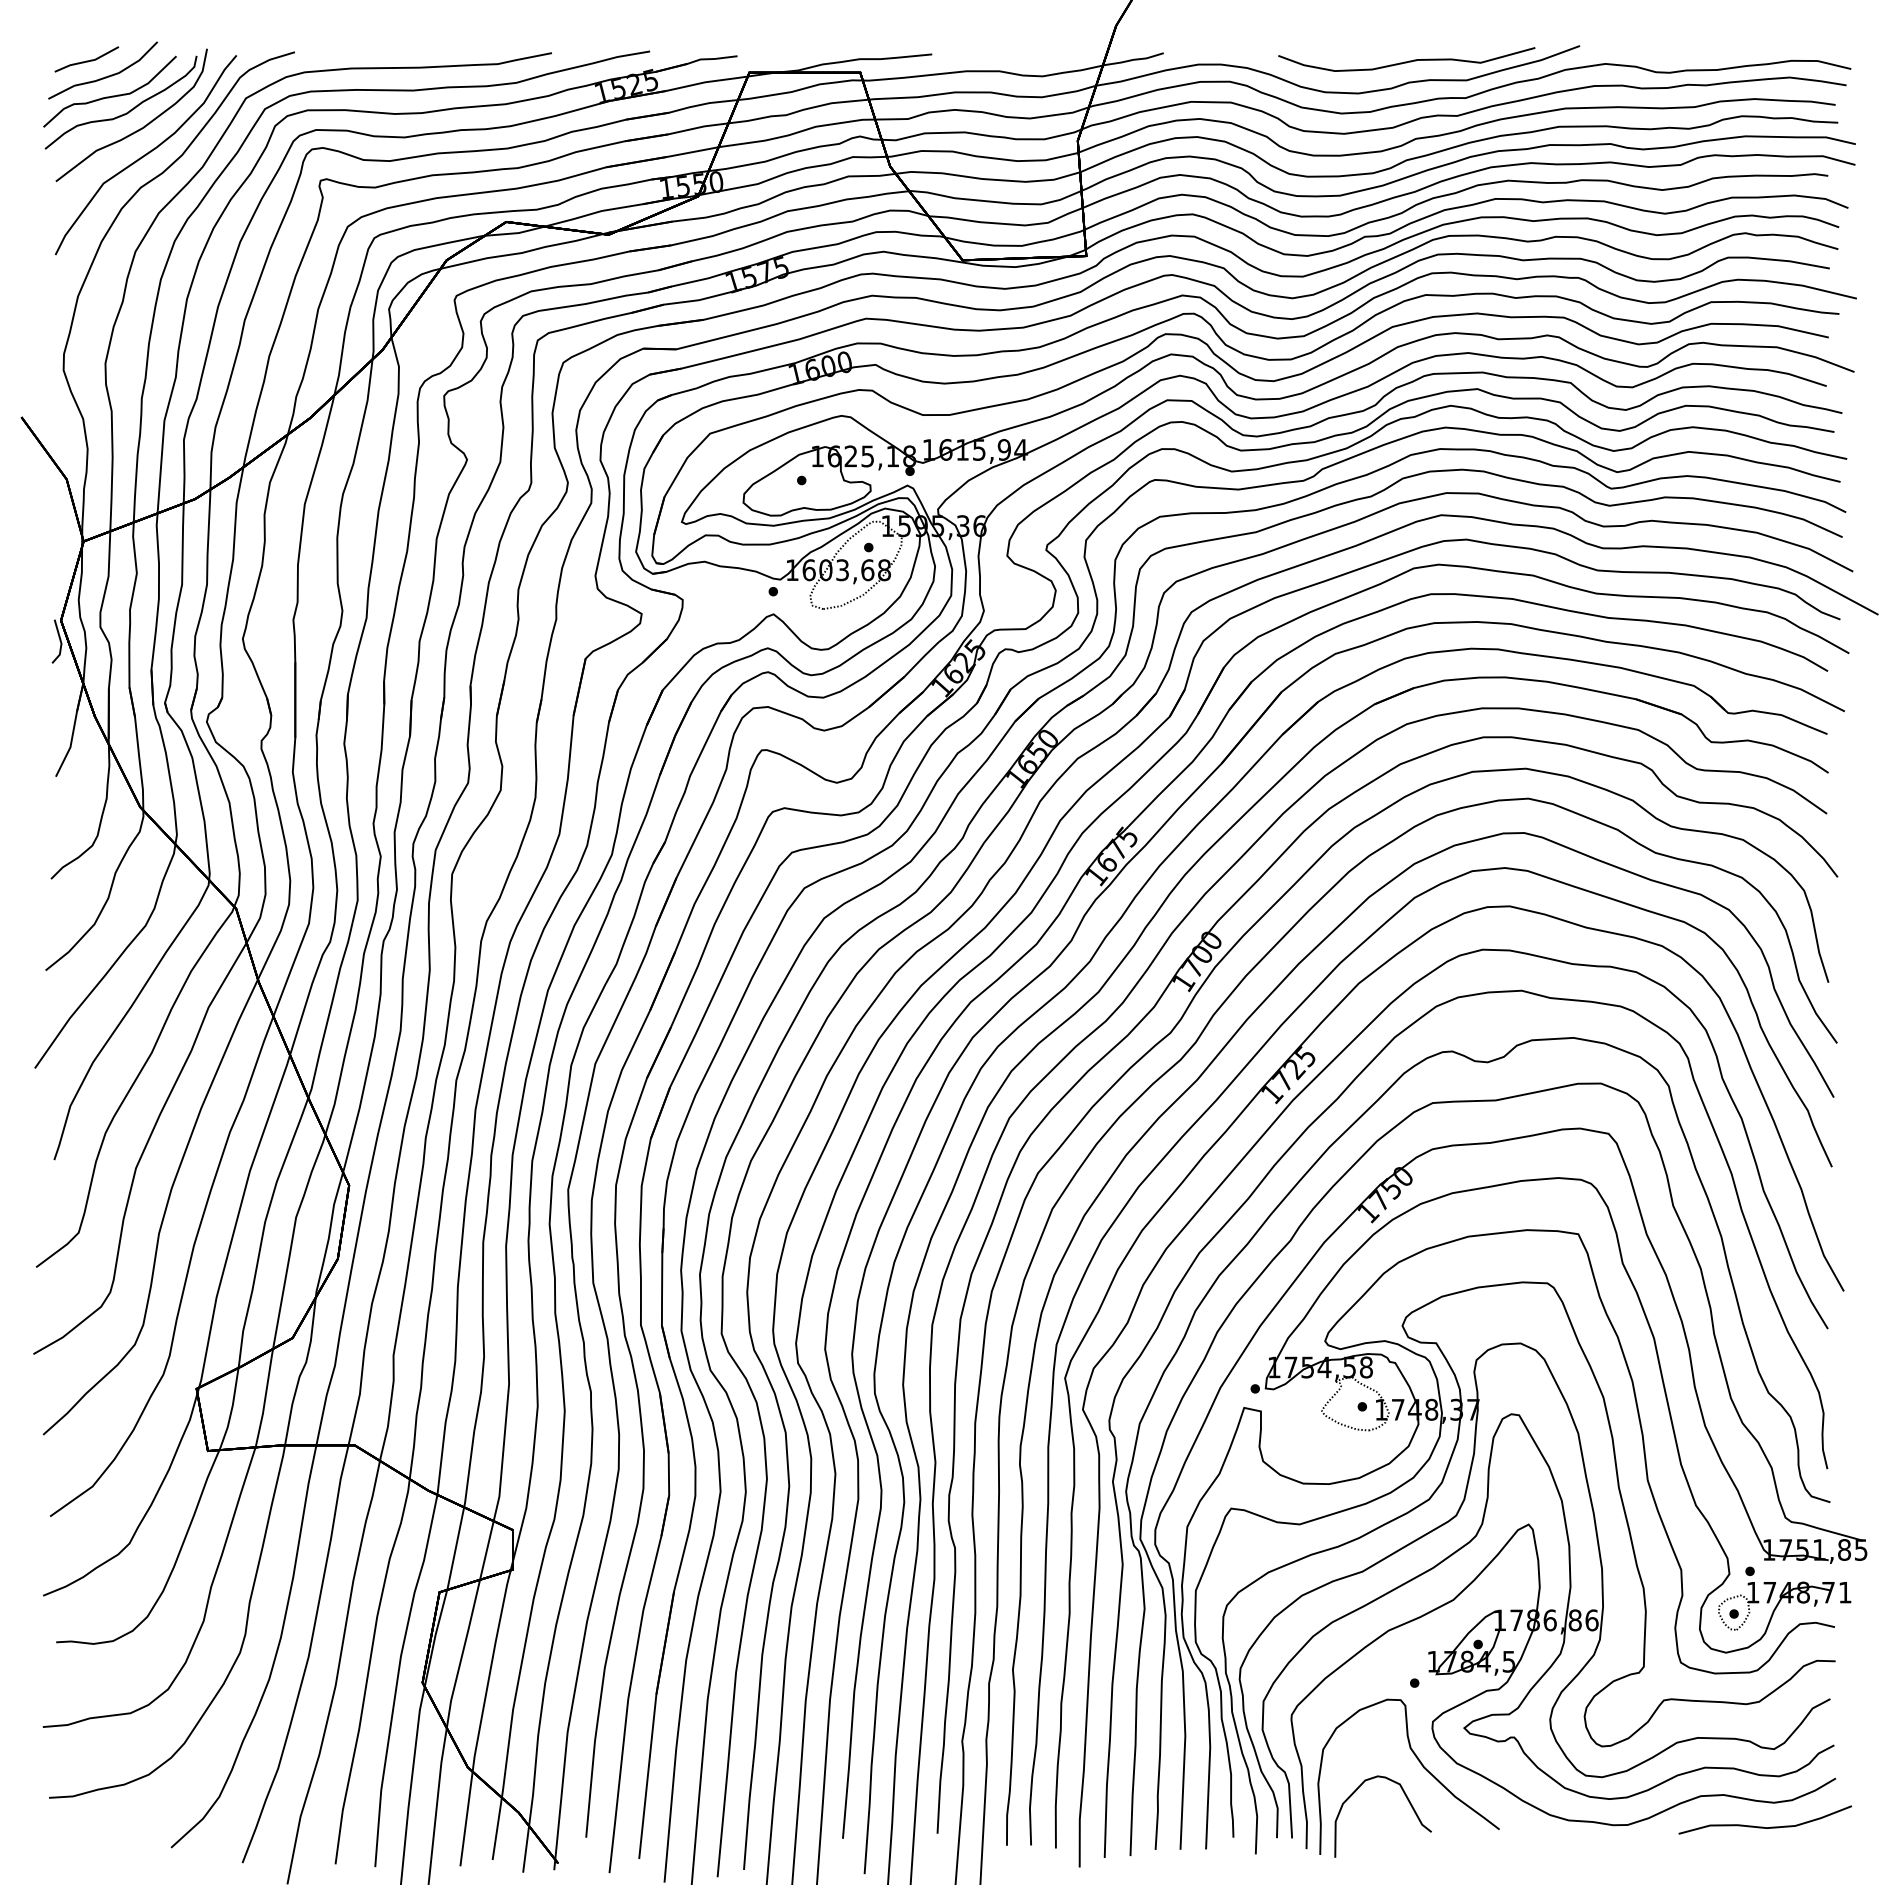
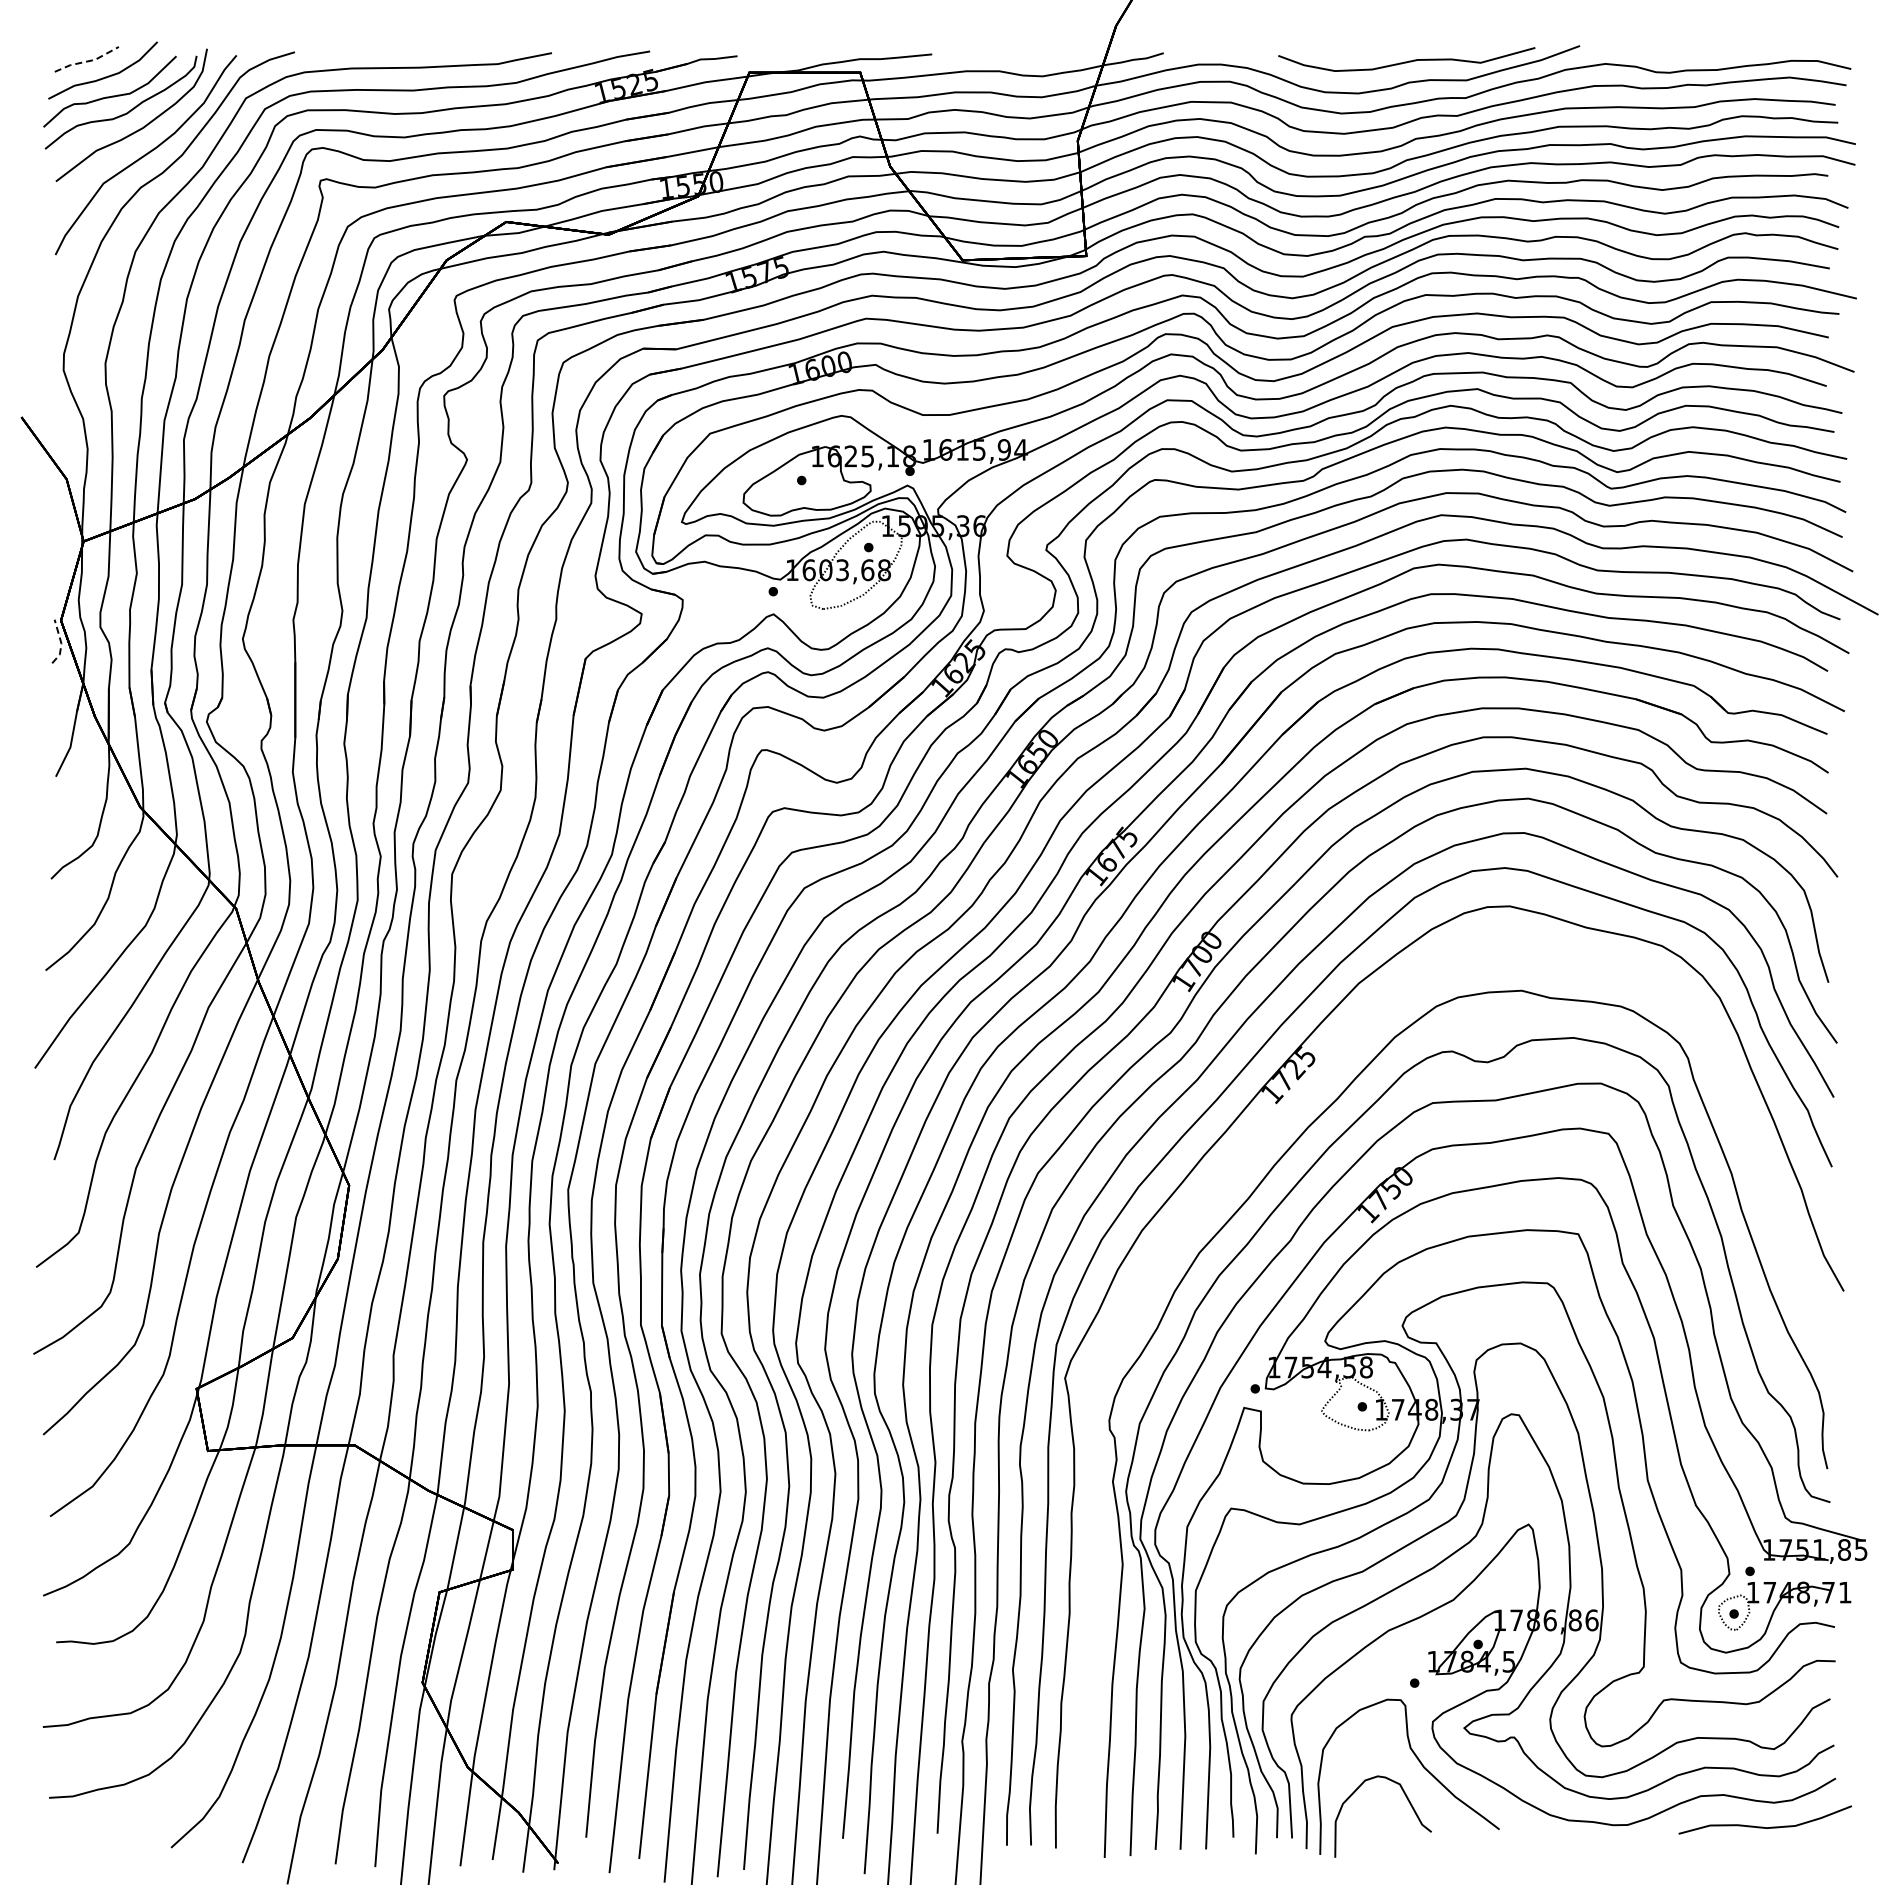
line: solid -> dashed (87, 61)
line: solid -> dashed (61, 643)
curve: present -> none (1211, 1197)
